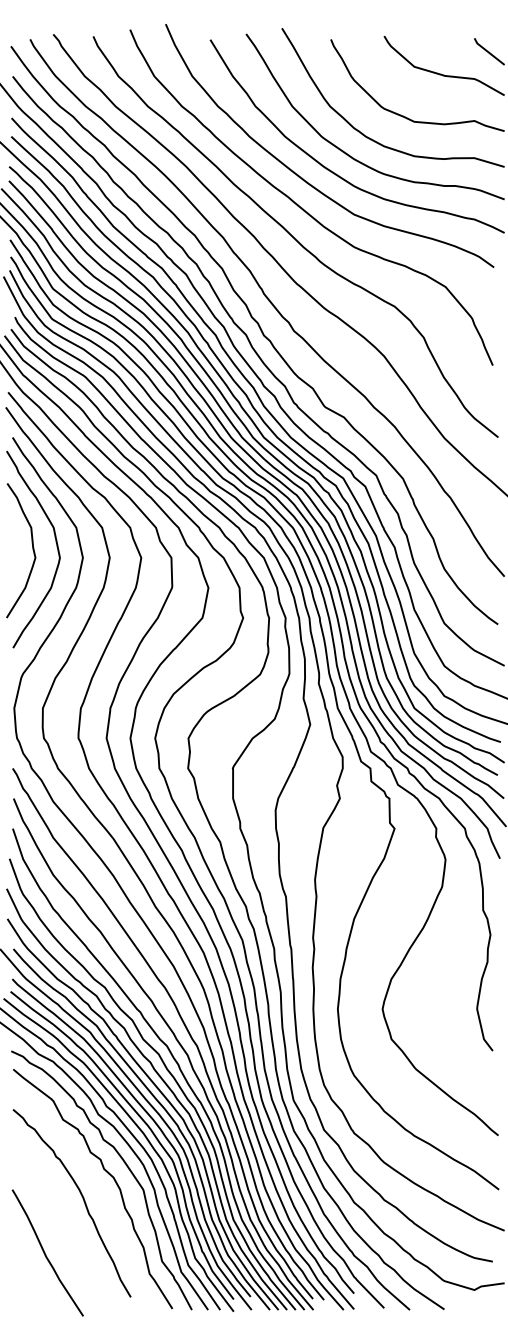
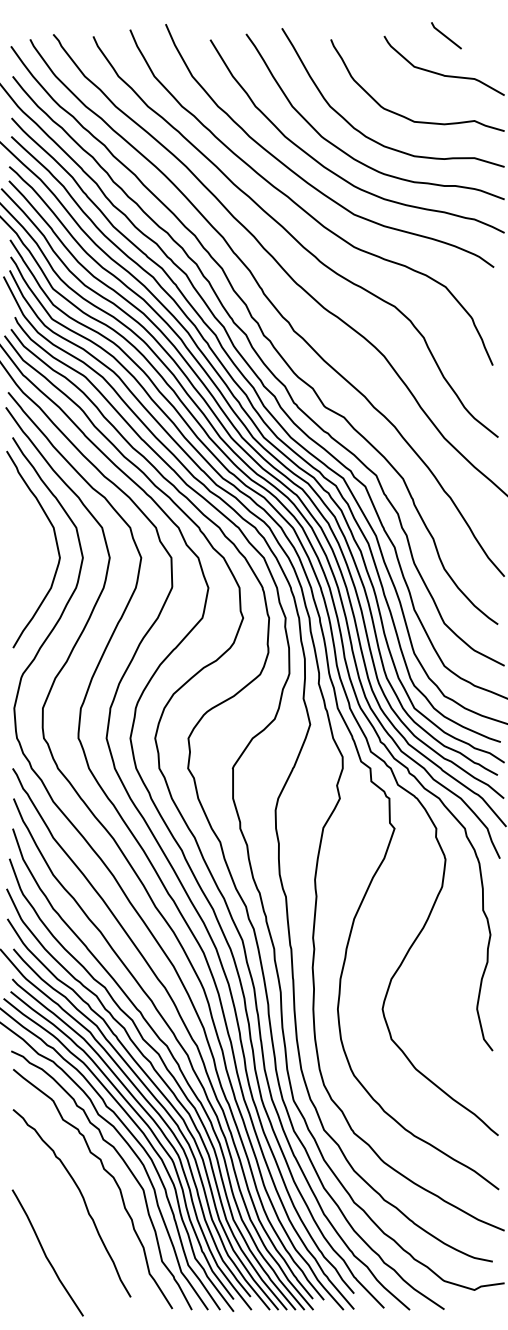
line position: (489, 51) -> (446, 35) (446, 35)
curve: present -> none (32, 550)
